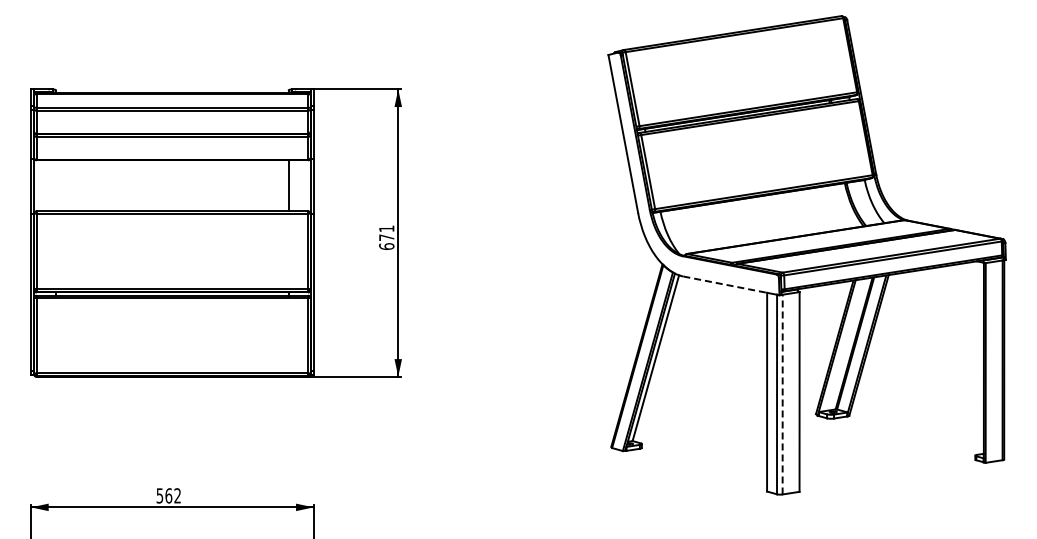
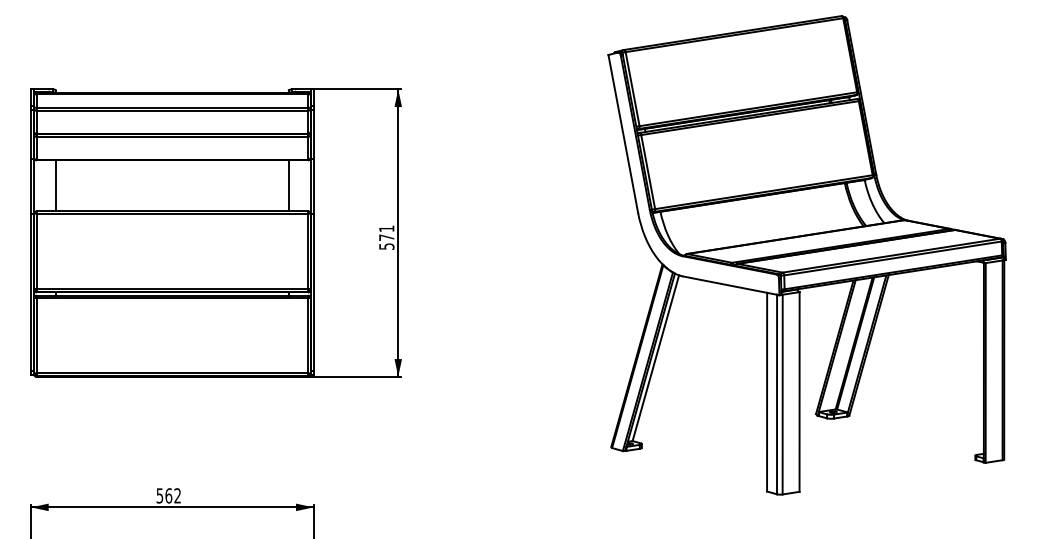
line: none -> present (56, 185)
text: 671 -> 571 (386, 246)
line: dashed -> solid (725, 284)
line: dashed -> solid (782, 394)
